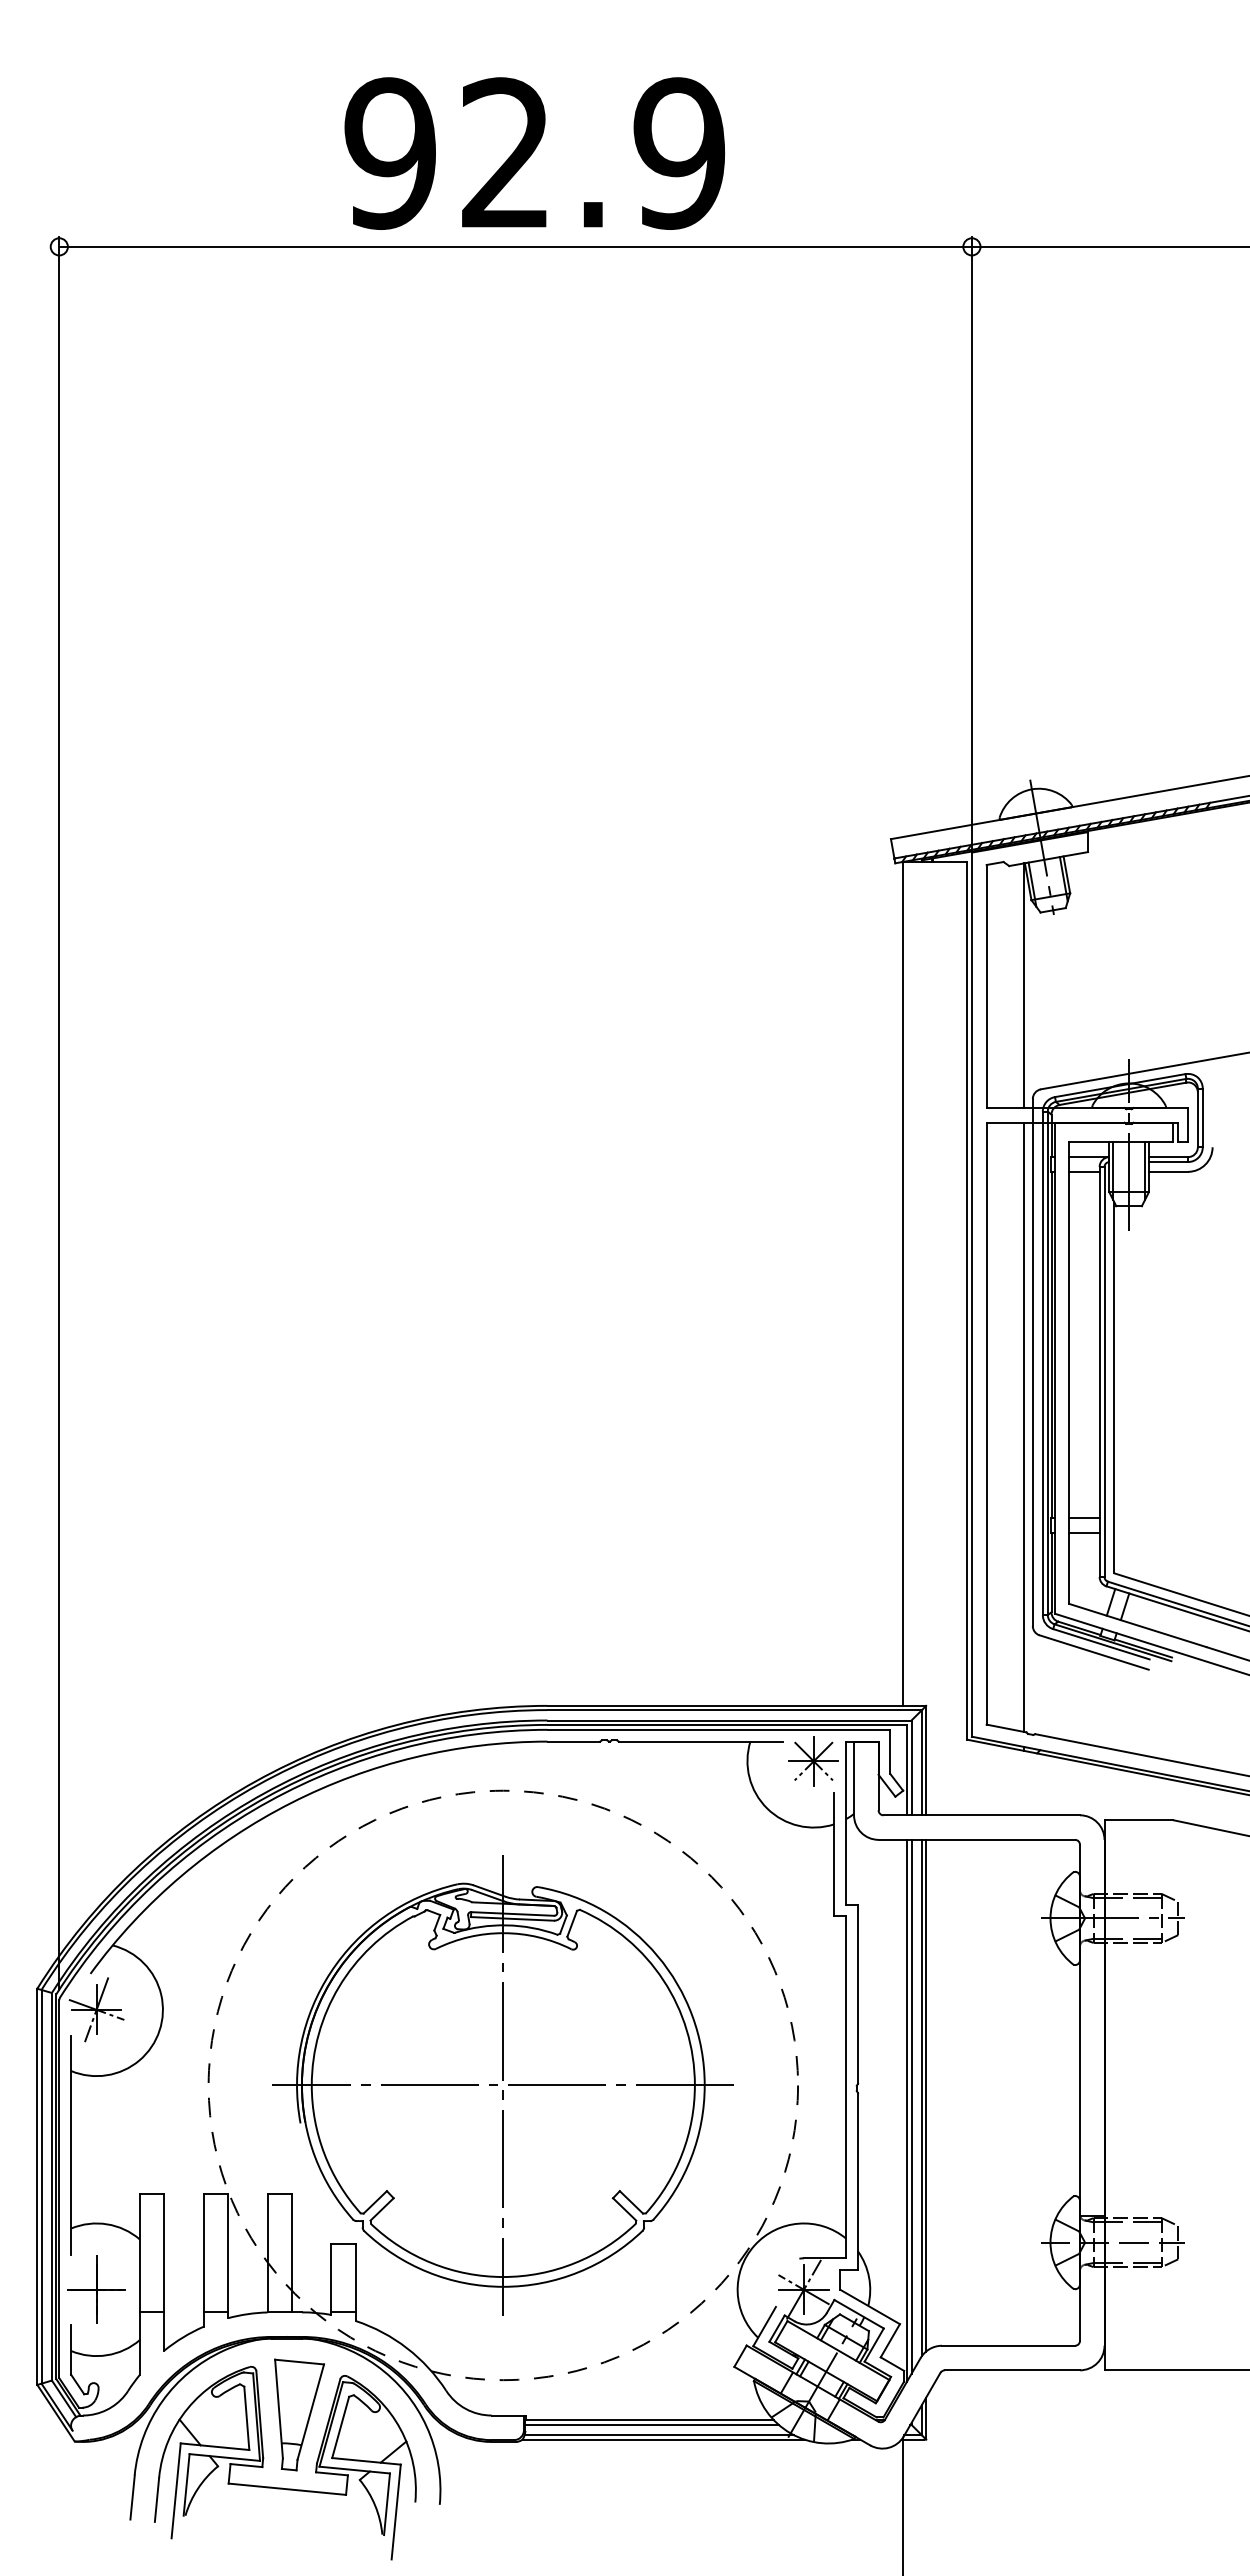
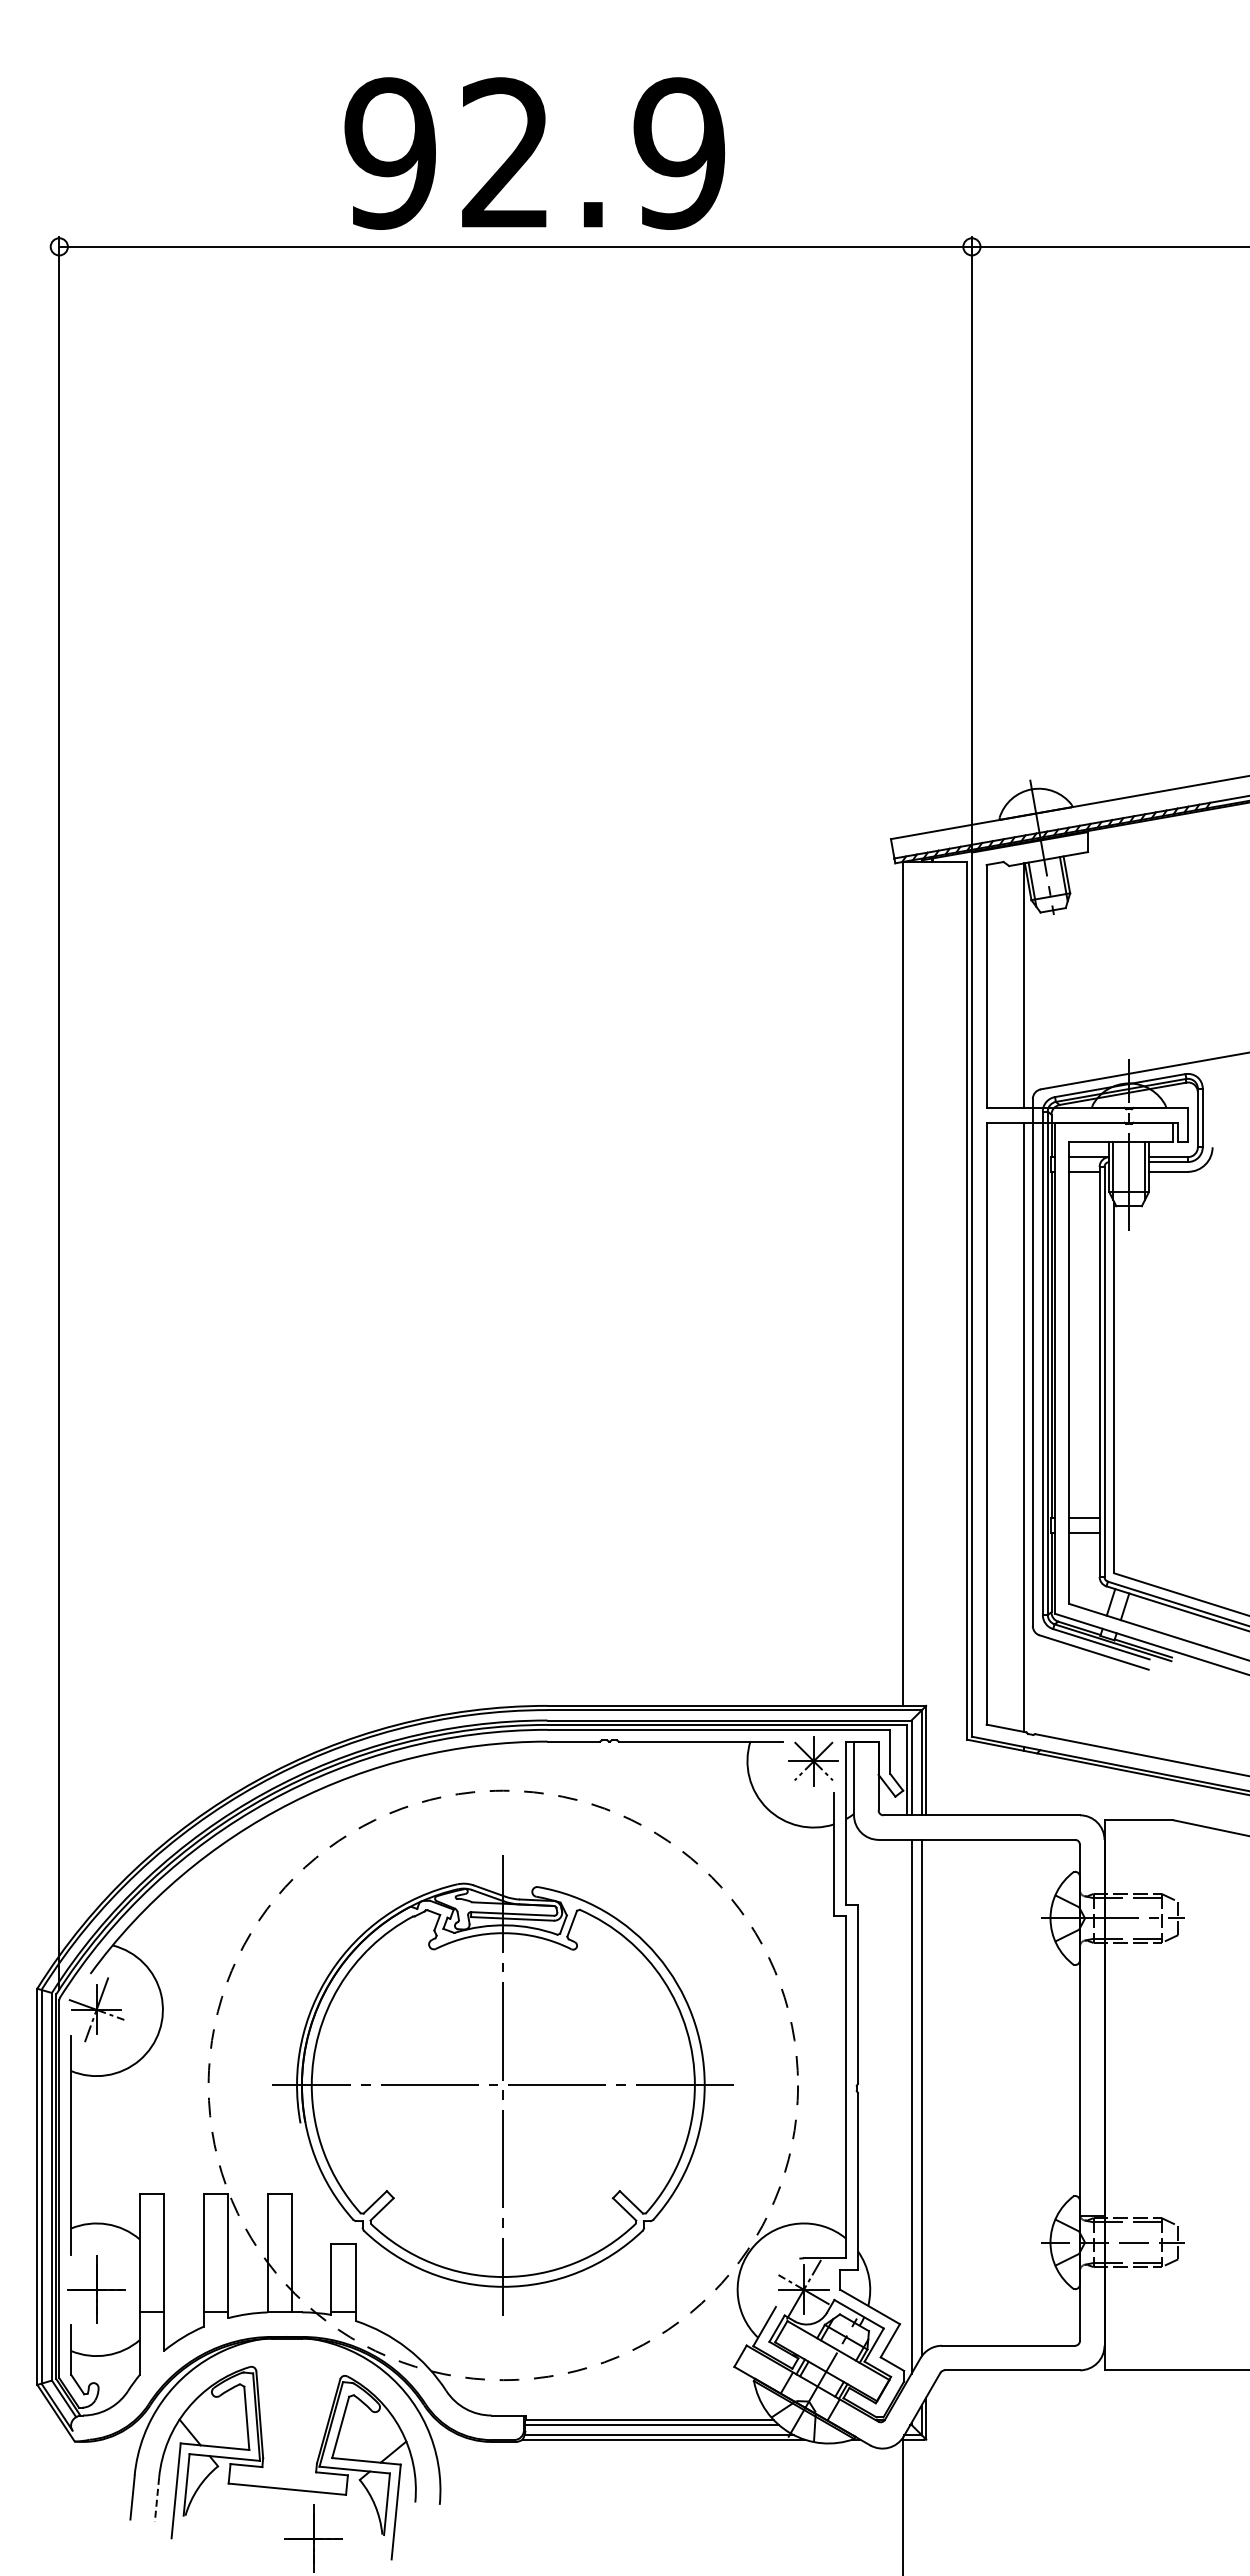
line: present -> none (926, 2095)
line: present -> none (907, 2110)
part: present -> none (299, 2414)
line: solid -> dashed (156, 2500)
part: none -> present (313, 2538)
